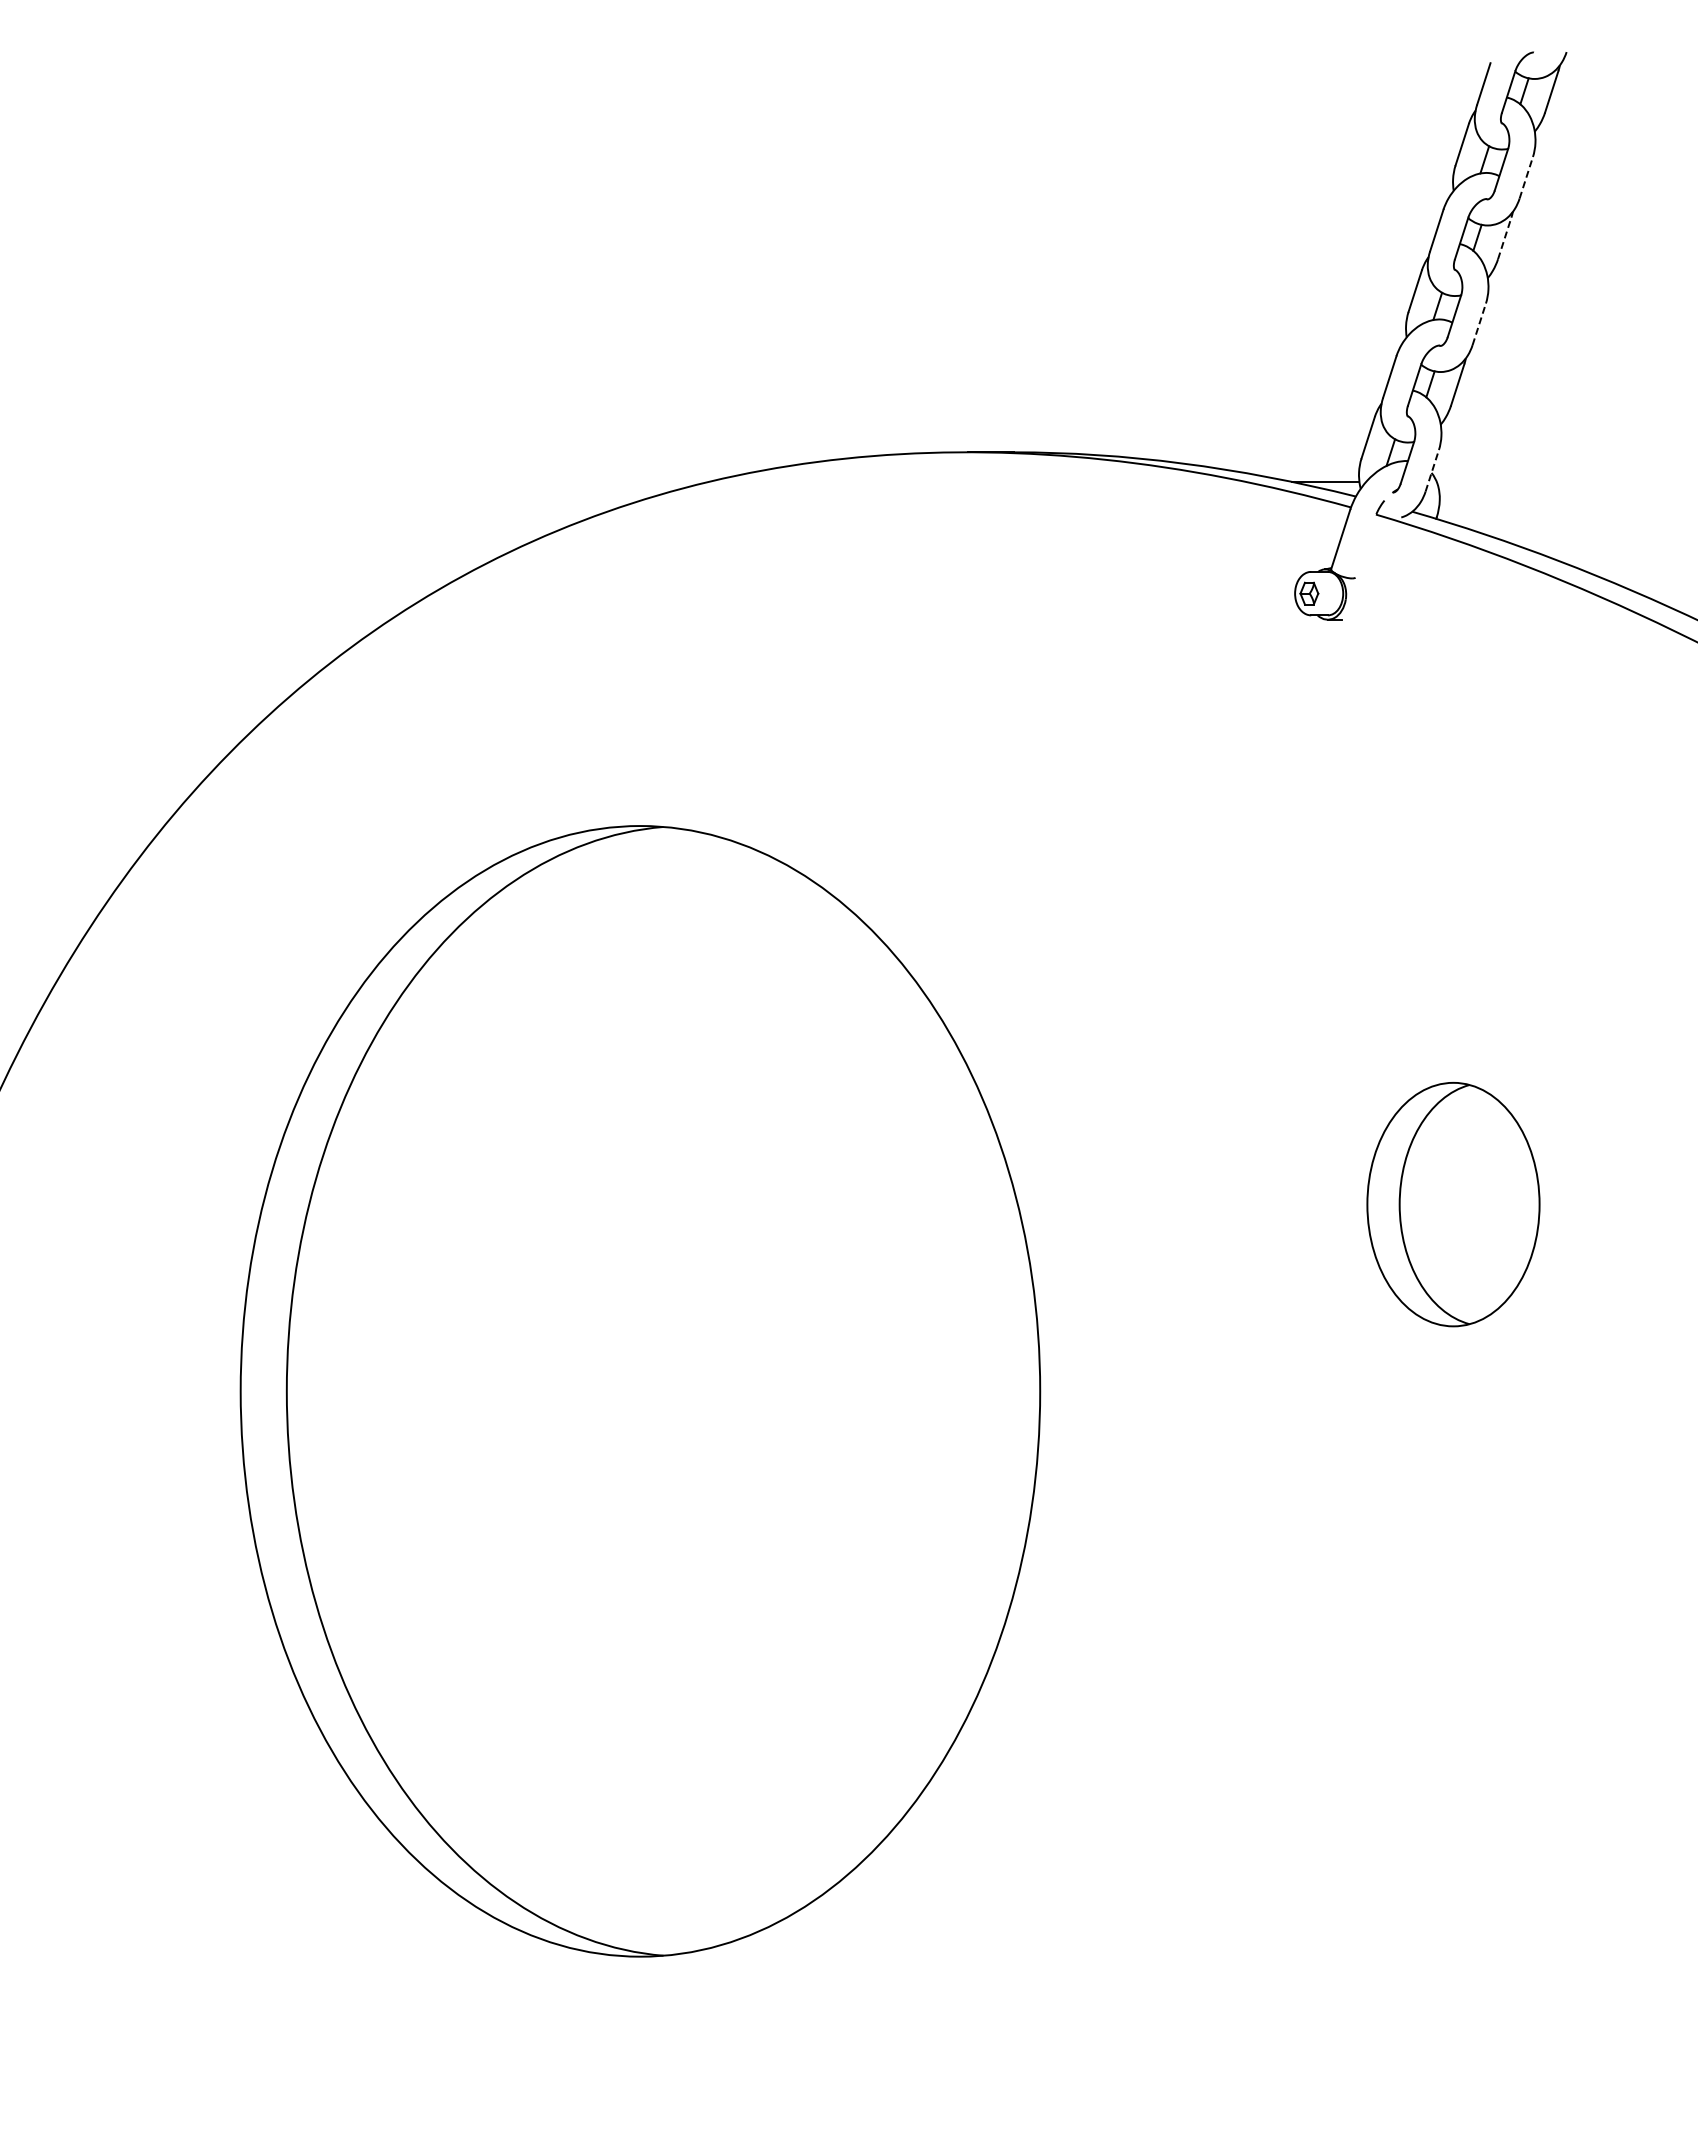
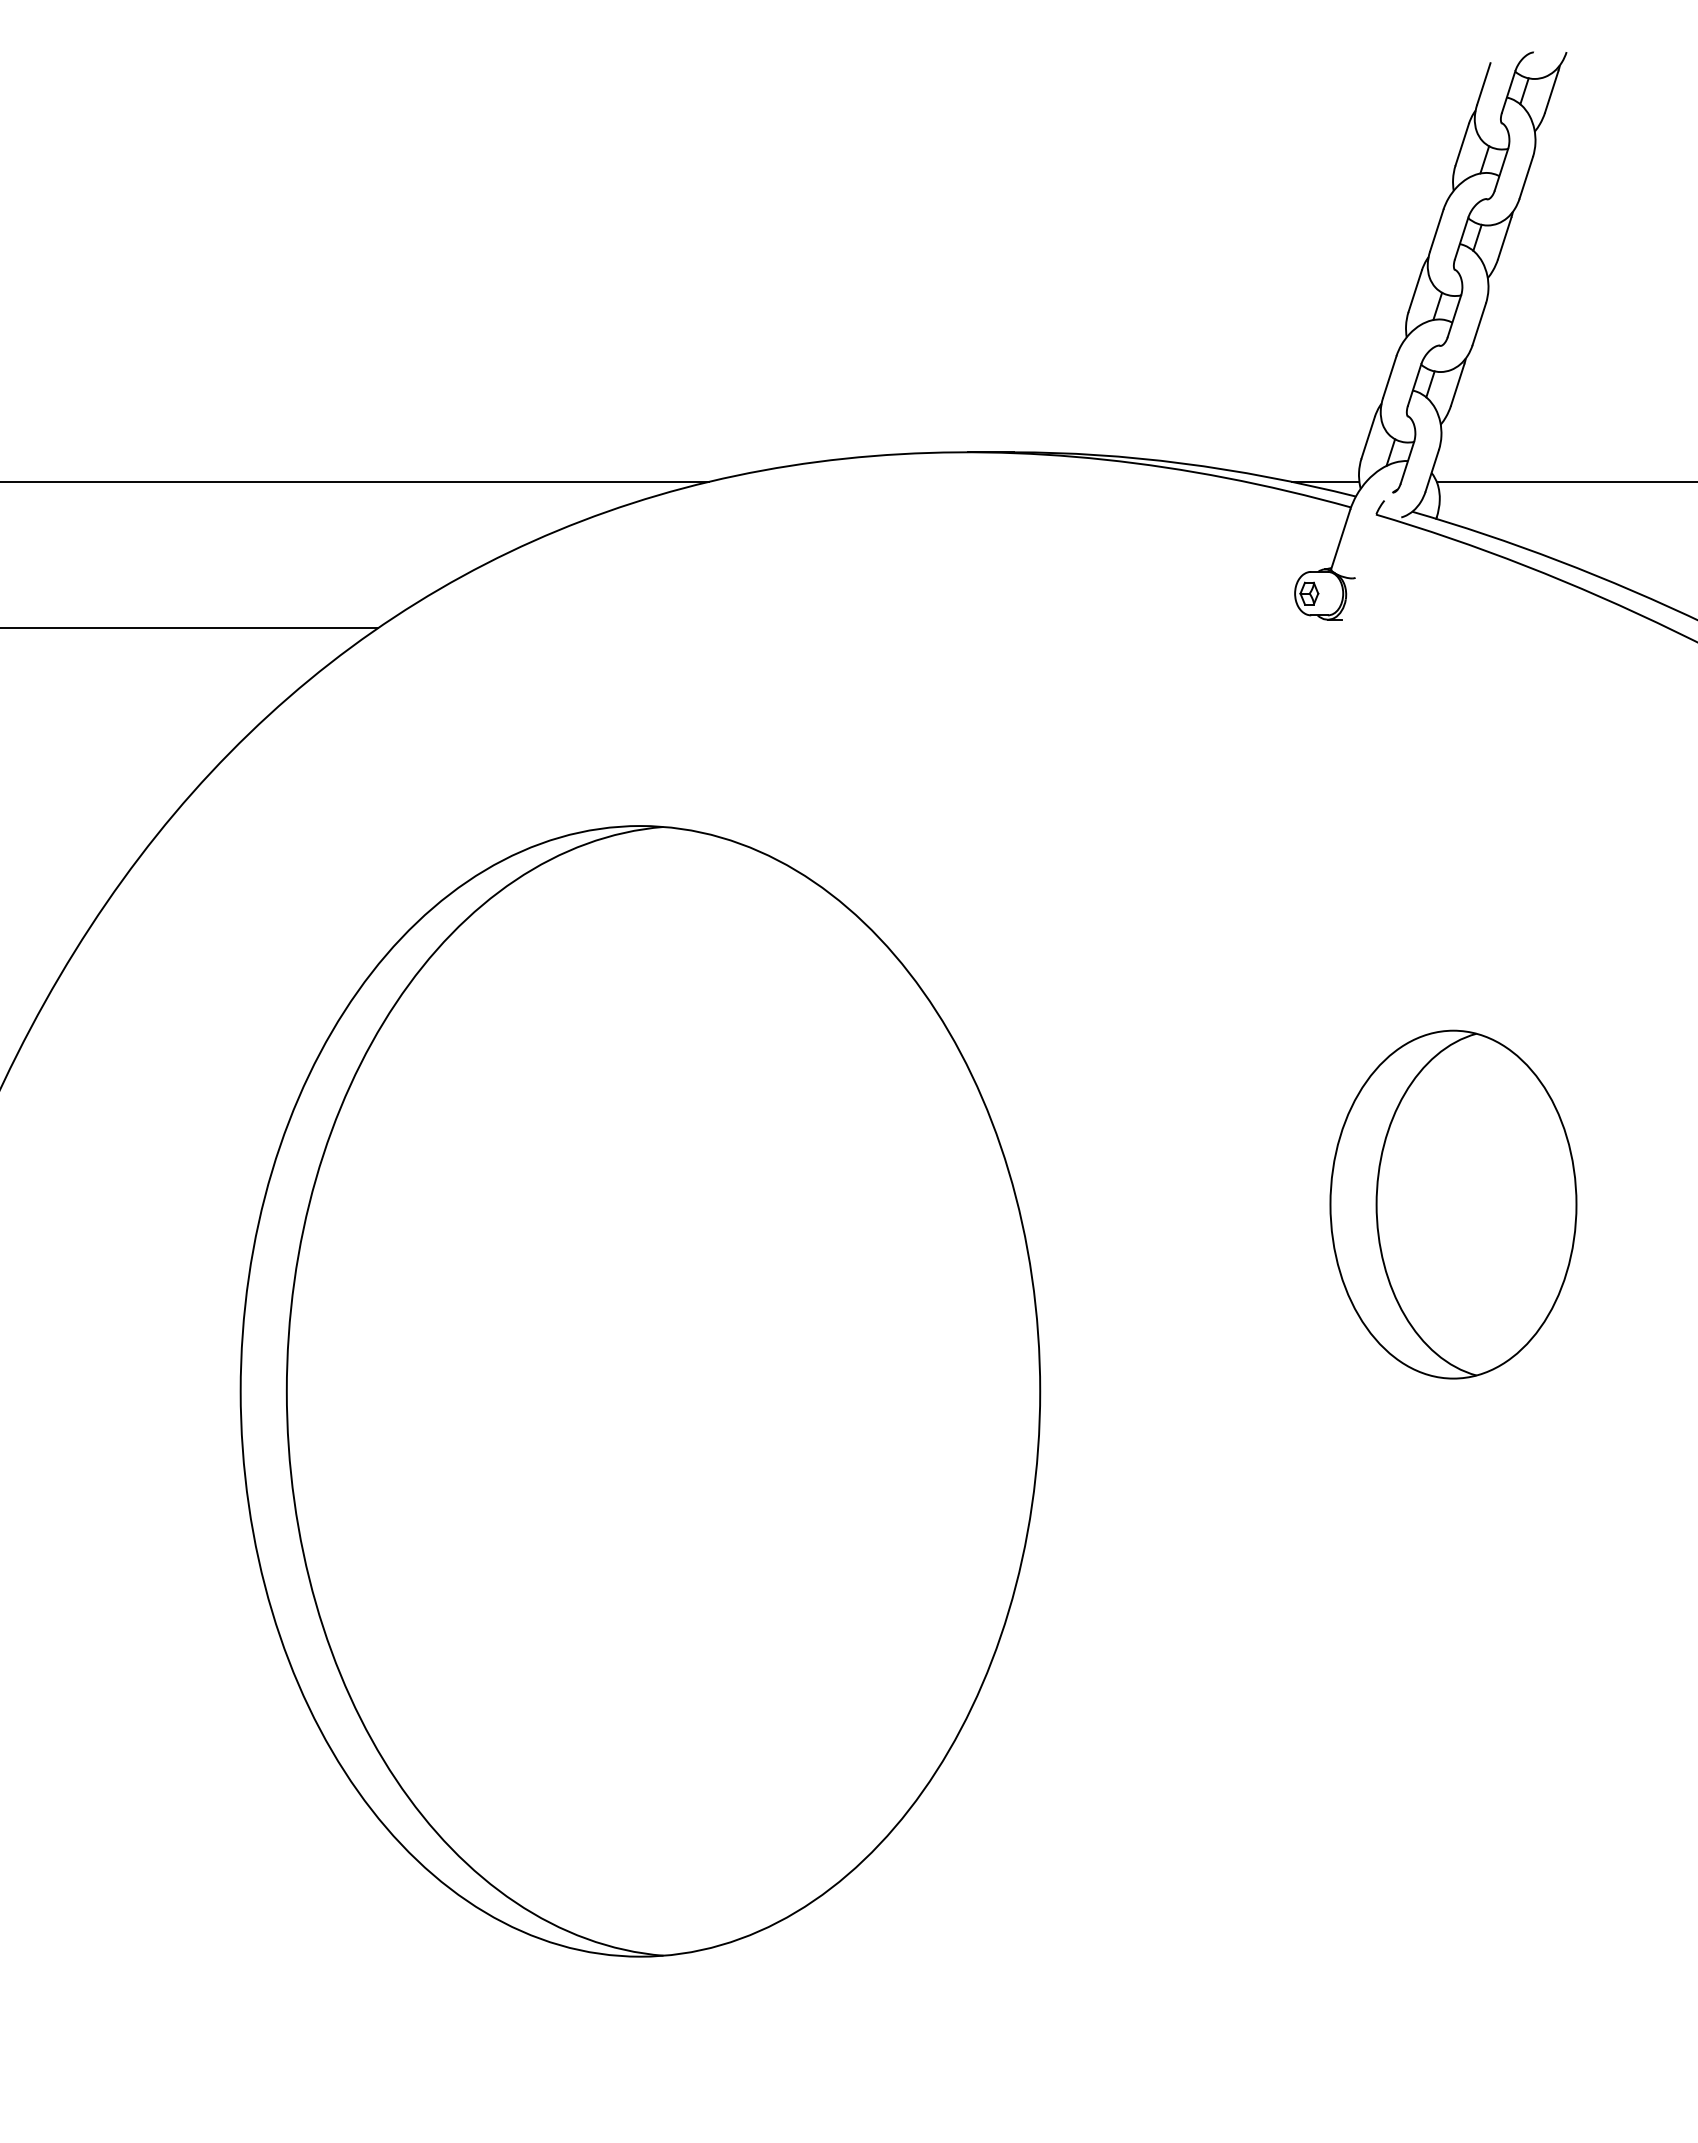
line: dashed -> solid (1526, 177)
line: dashed -> solid (1504, 238)
line: dashed -> solid (1479, 324)
line: dashed -> solid (1432, 470)
line: none -> present (355, 481)
line: none -> present (1565, 481)
line: none -> present (189, 628)
part size: 175x246 px -> 249x351 px (1453, 1204)
